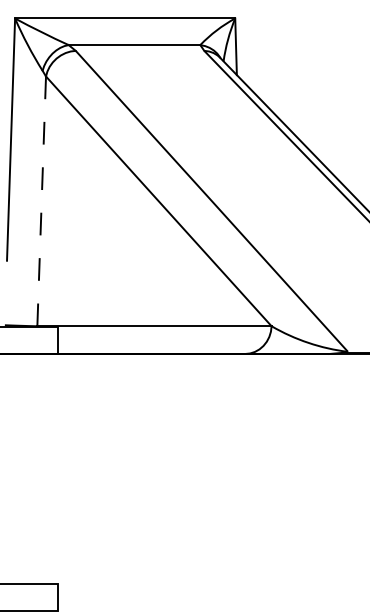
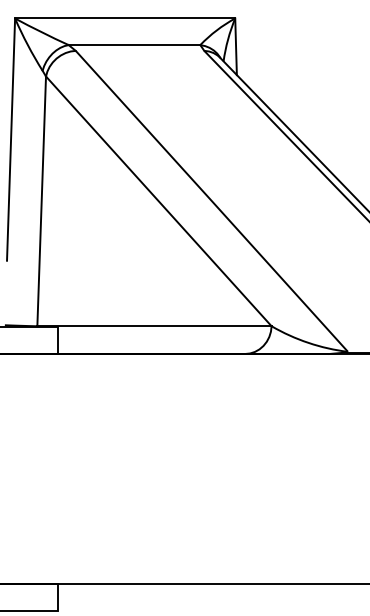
line: dashed -> solid (41, 201)
line: none -> present (184, 584)
